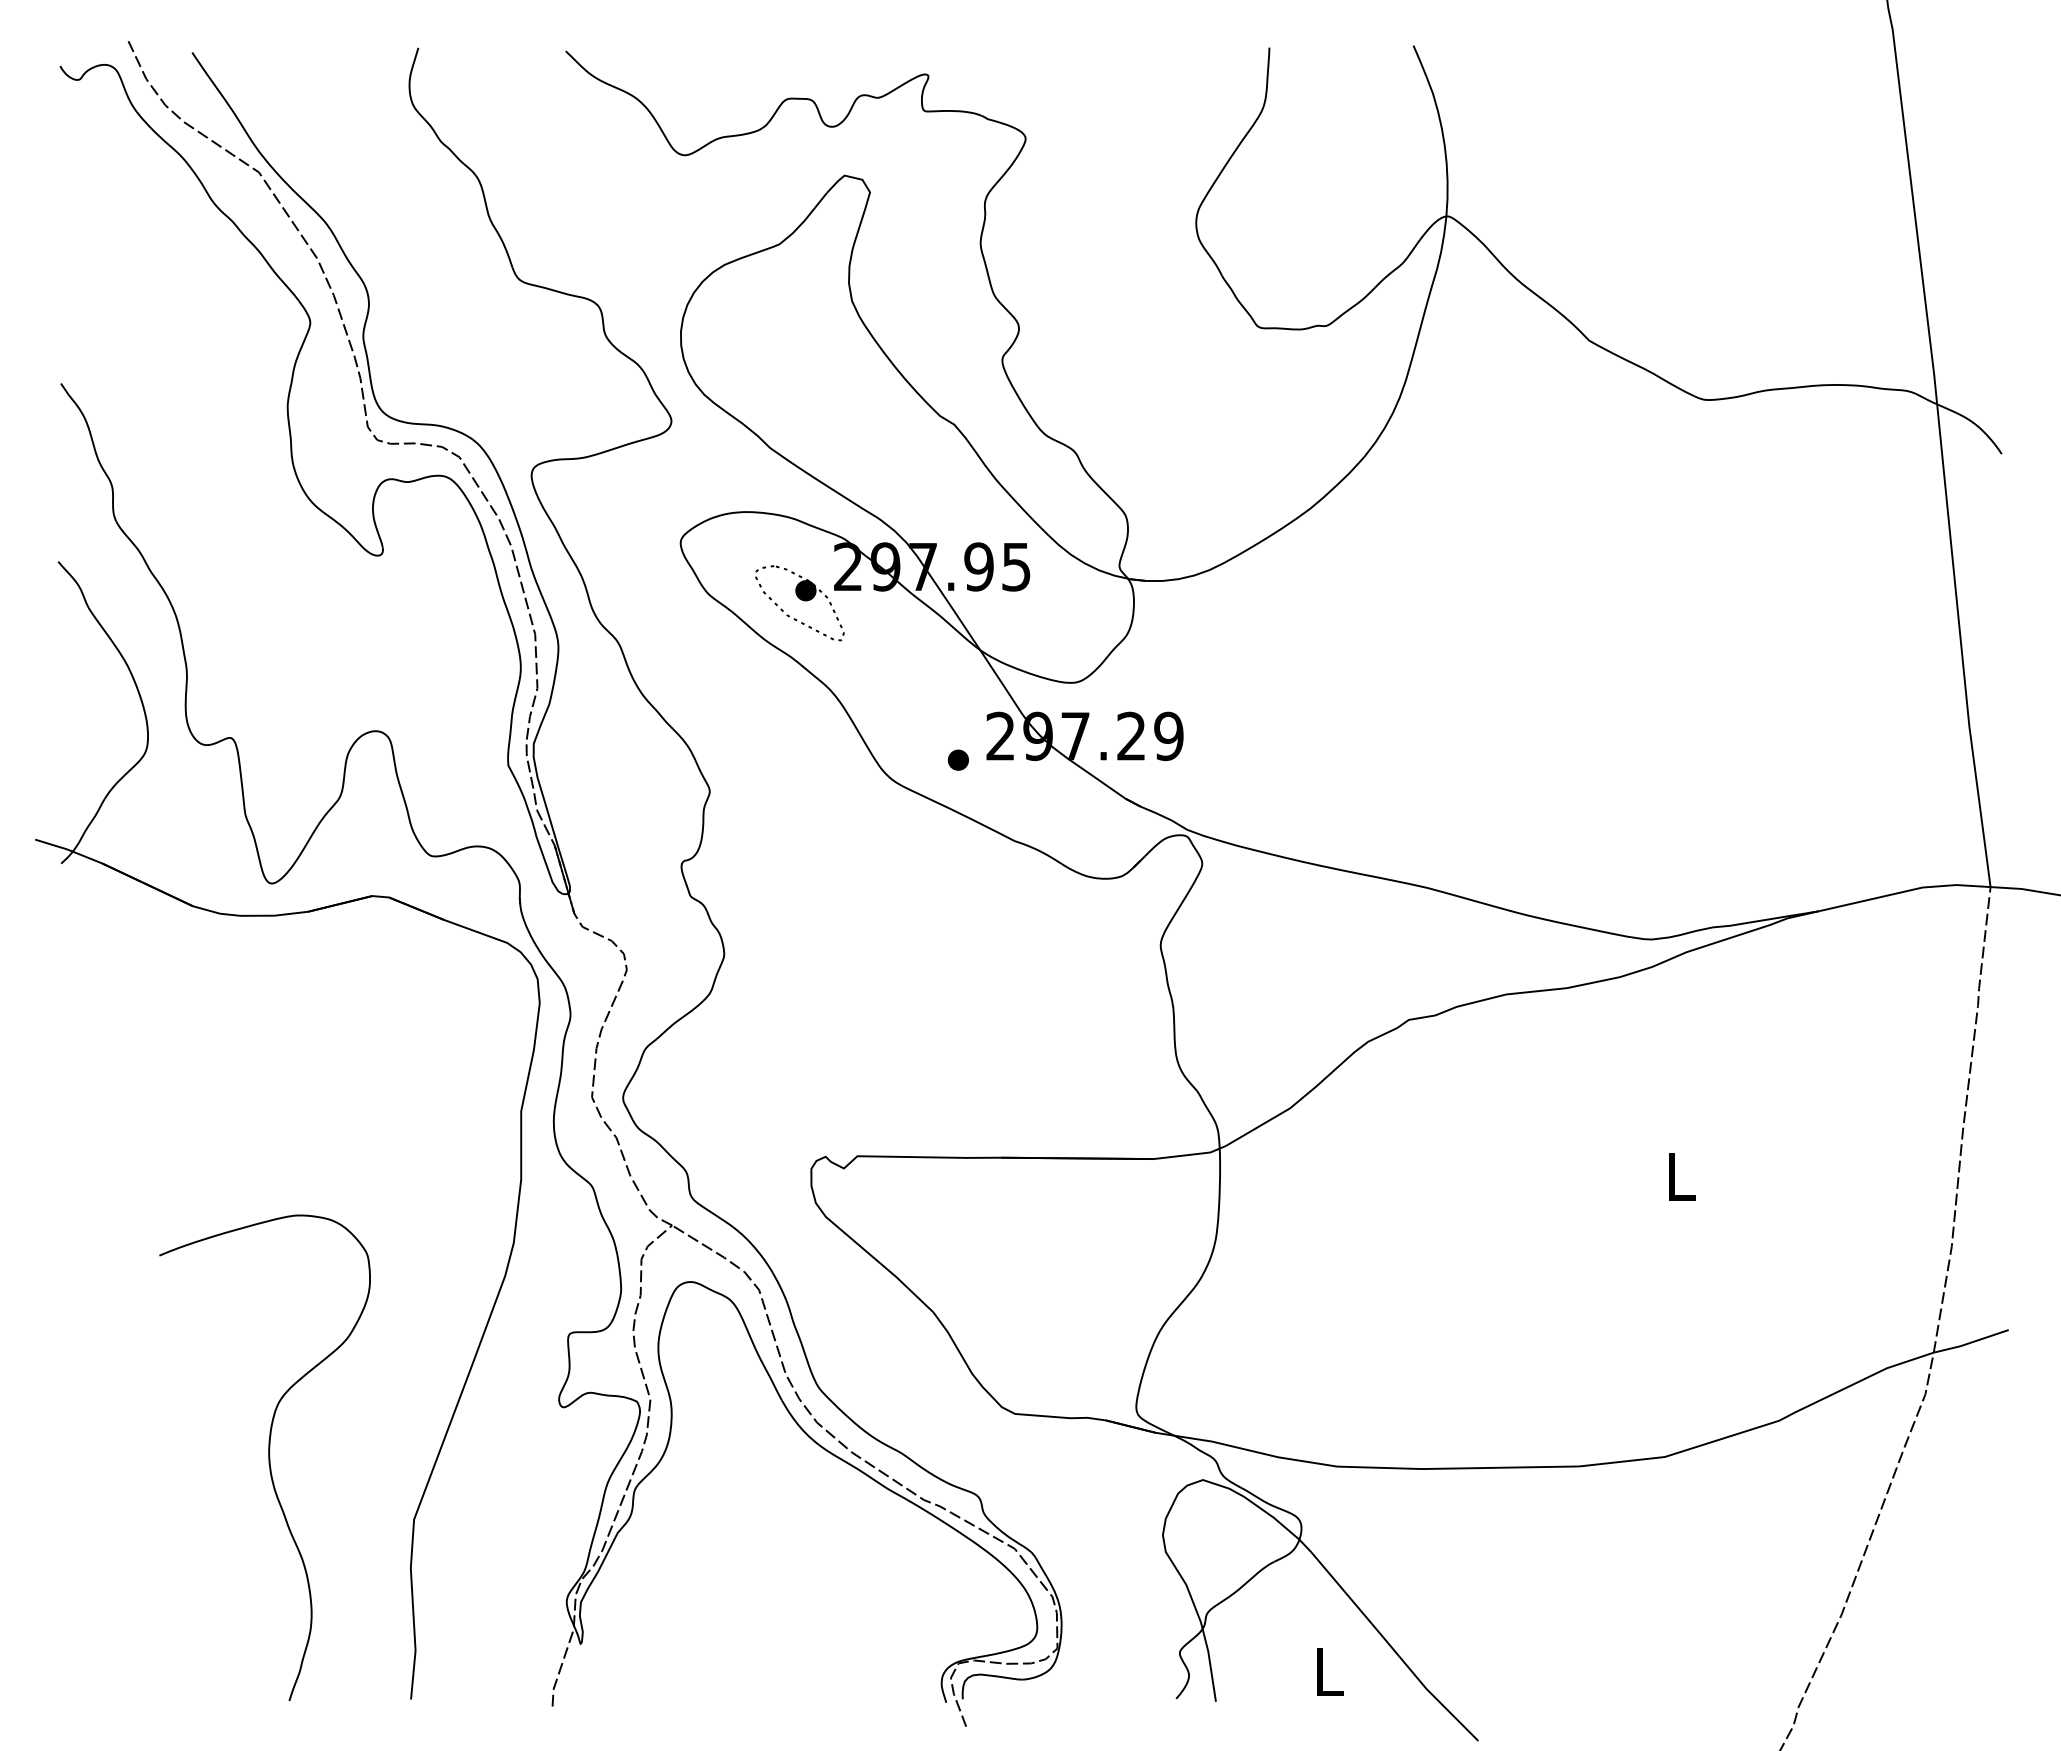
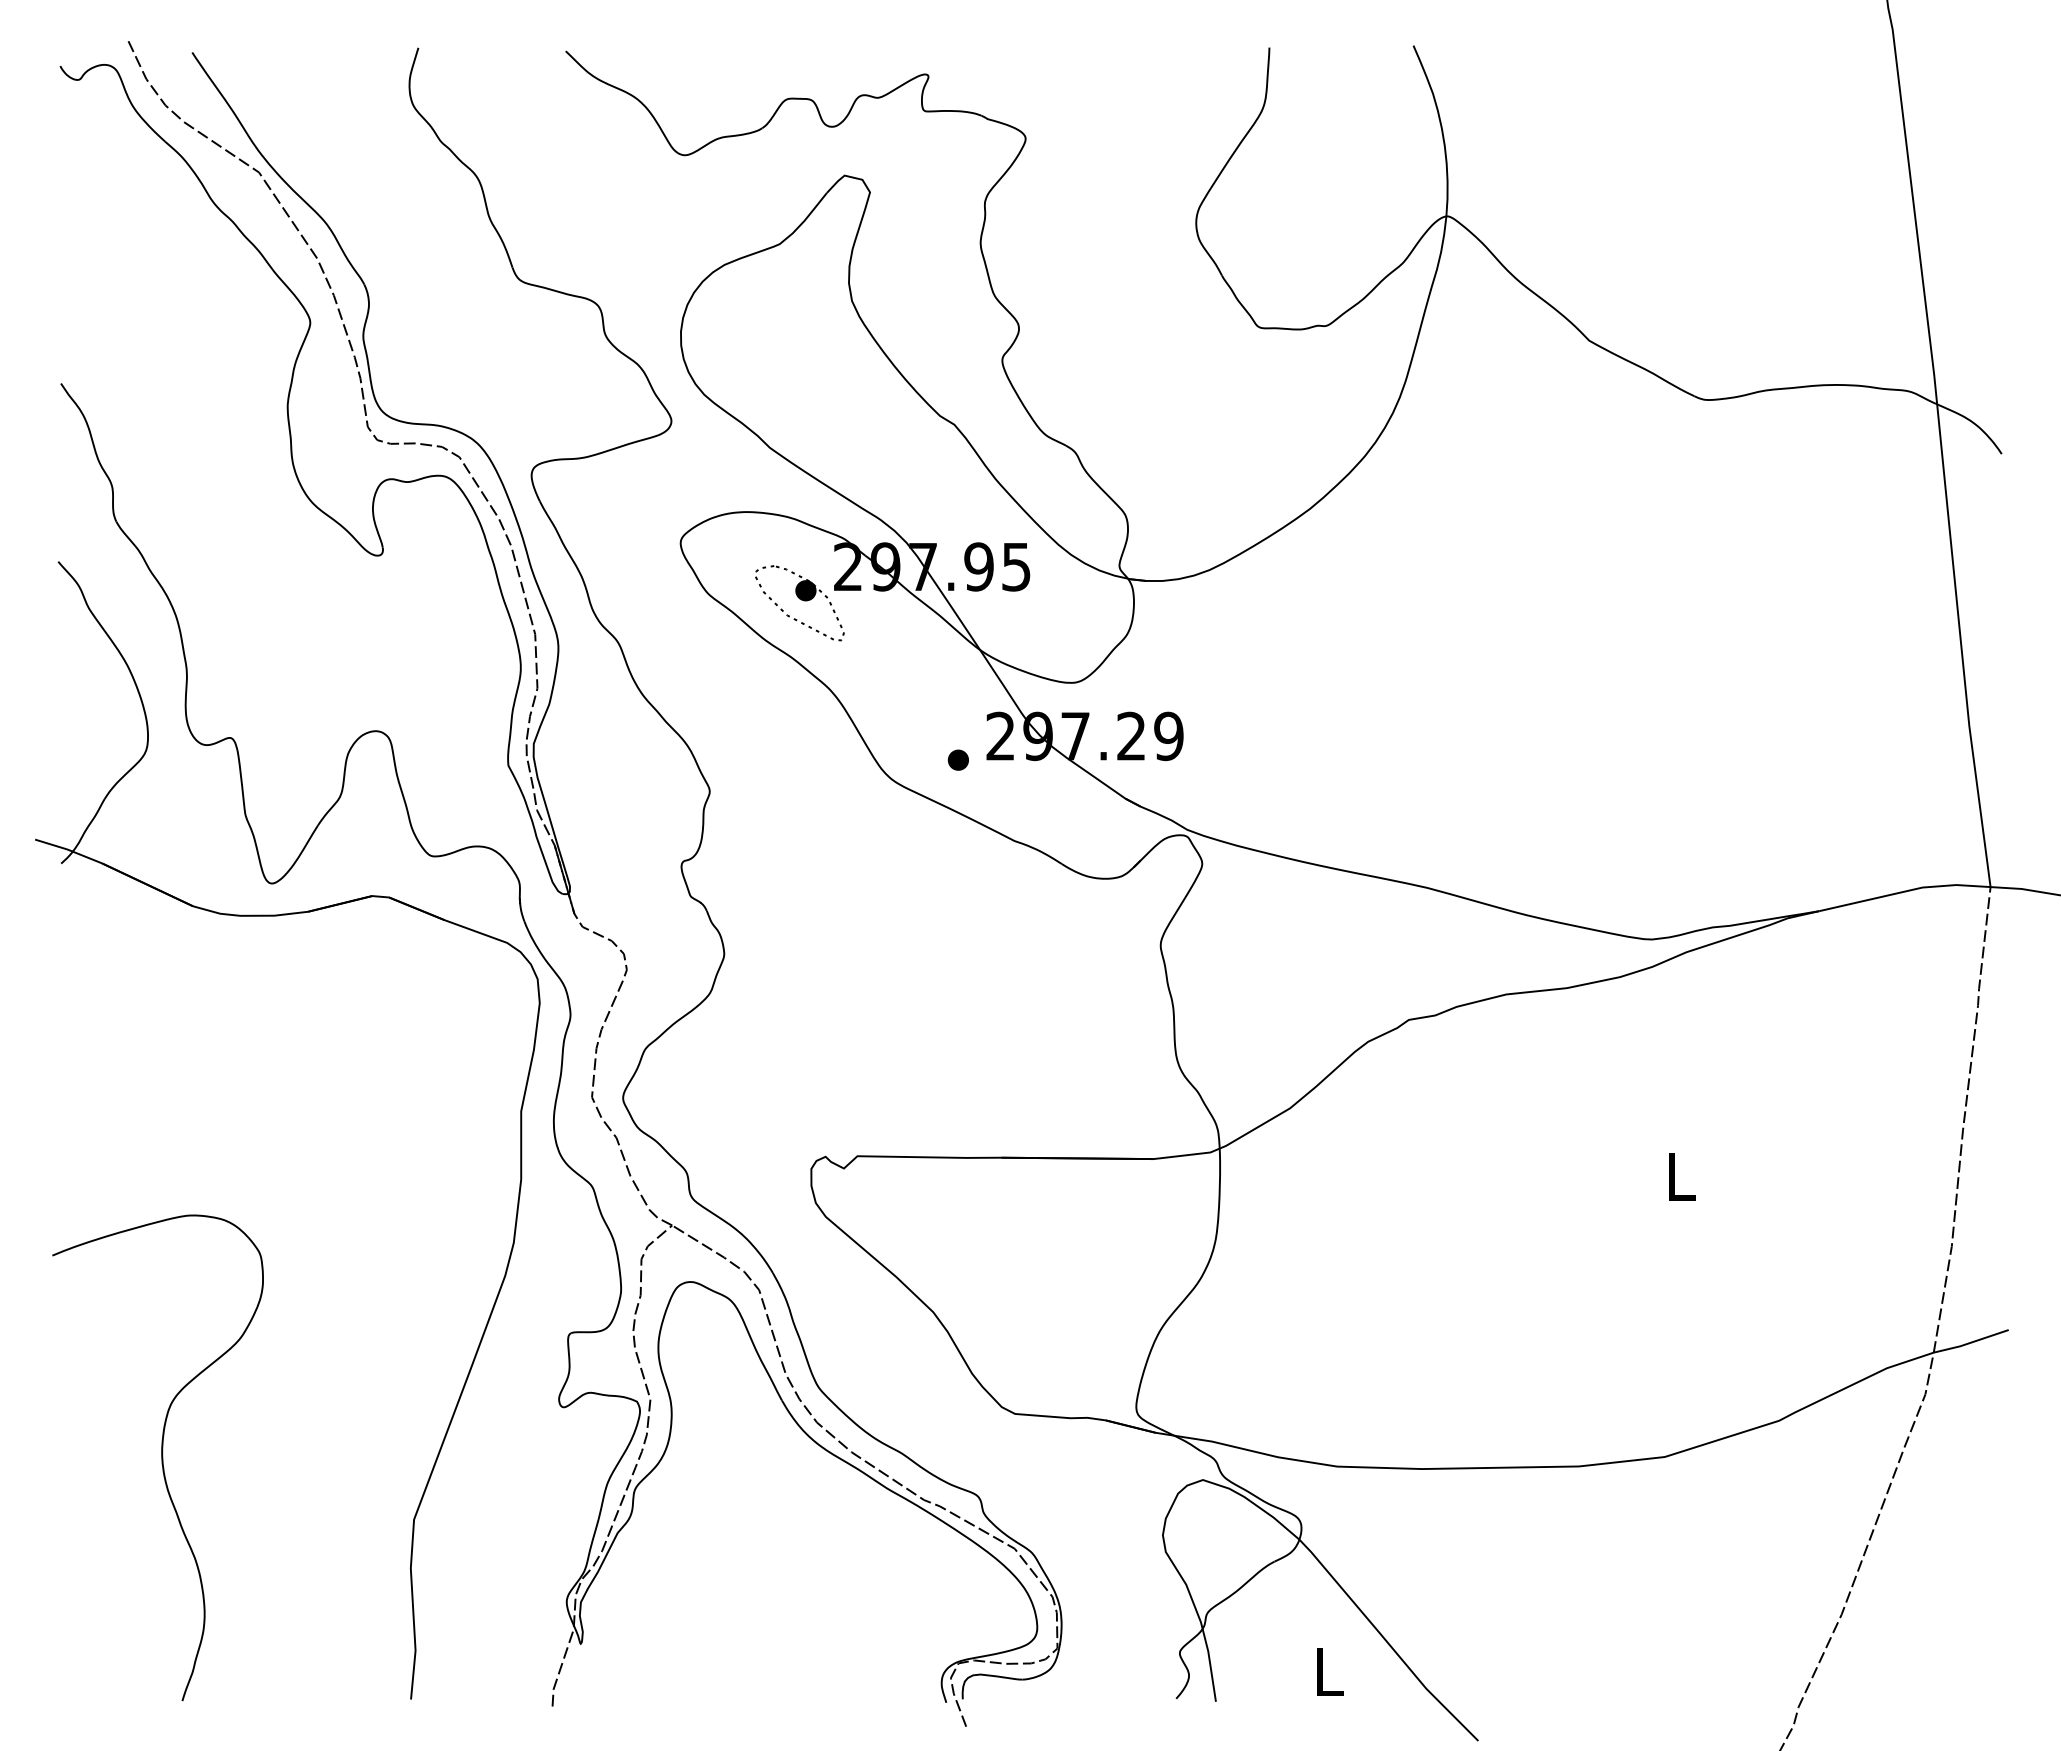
part position: (264, 1457) -> (157, 1457) (157, 1457)
